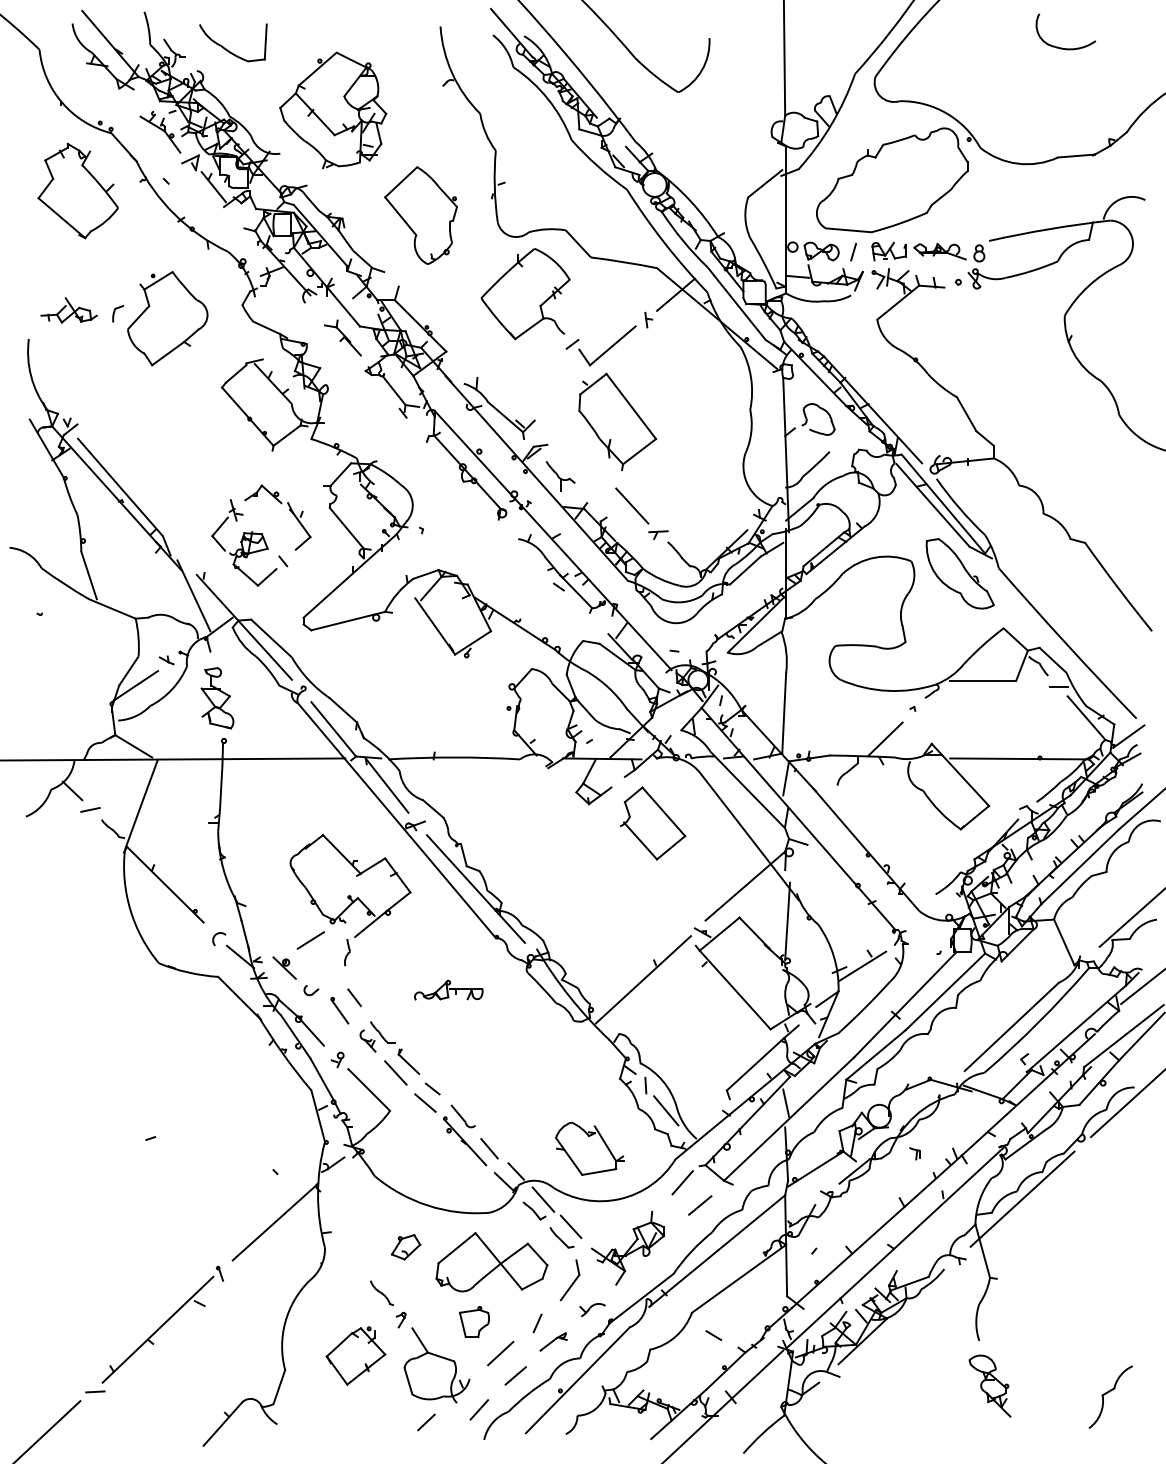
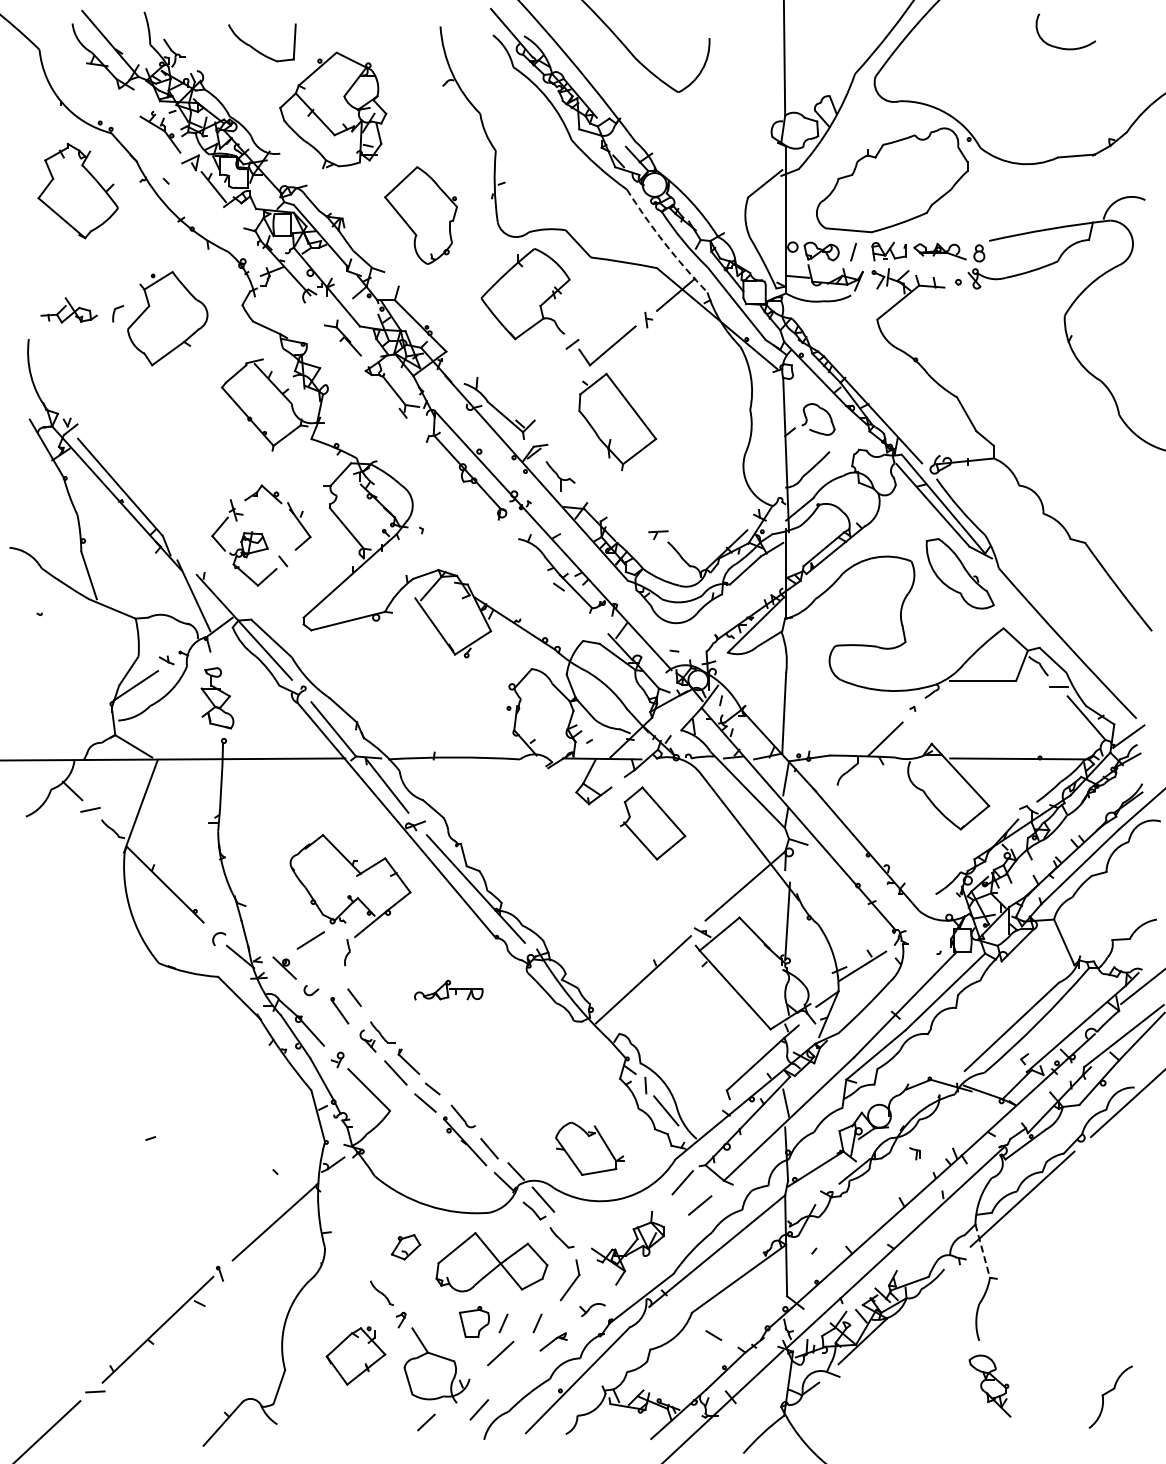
part position: (229, 50) -> (258, 50) (258, 50)
arc: solid -> dashed (664, 243)
line: present -> none (632, 505)
line: present -> none (1130, 918)
line: present -> none (570, 1226)
line: solid -> dashed (982, 1251)
line: none -> present (503, 1323)
line: present -> none (515, 1375)
